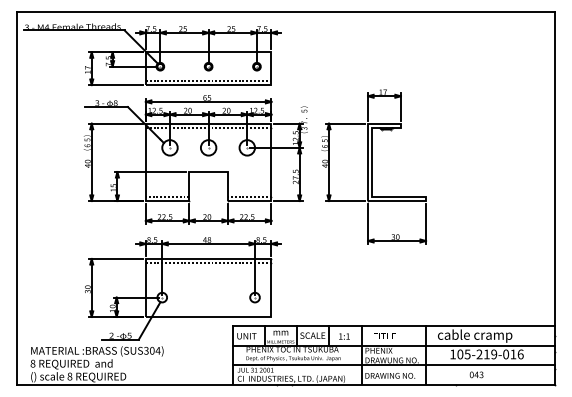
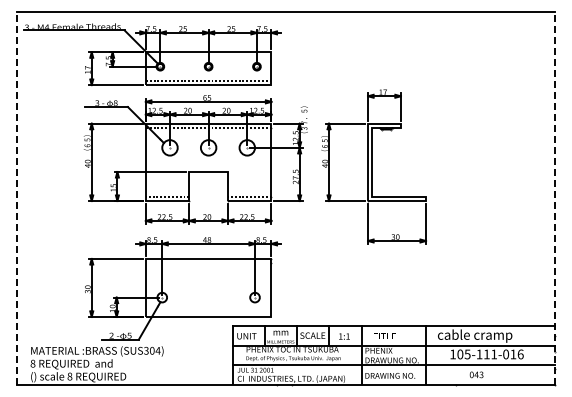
line: solid -> dashed (17, 198)
line: solid -> dashed (554, 198)
line: present -> none (208, 262)
text: 105-219-016 -> 105-111-016 (486, 354)
